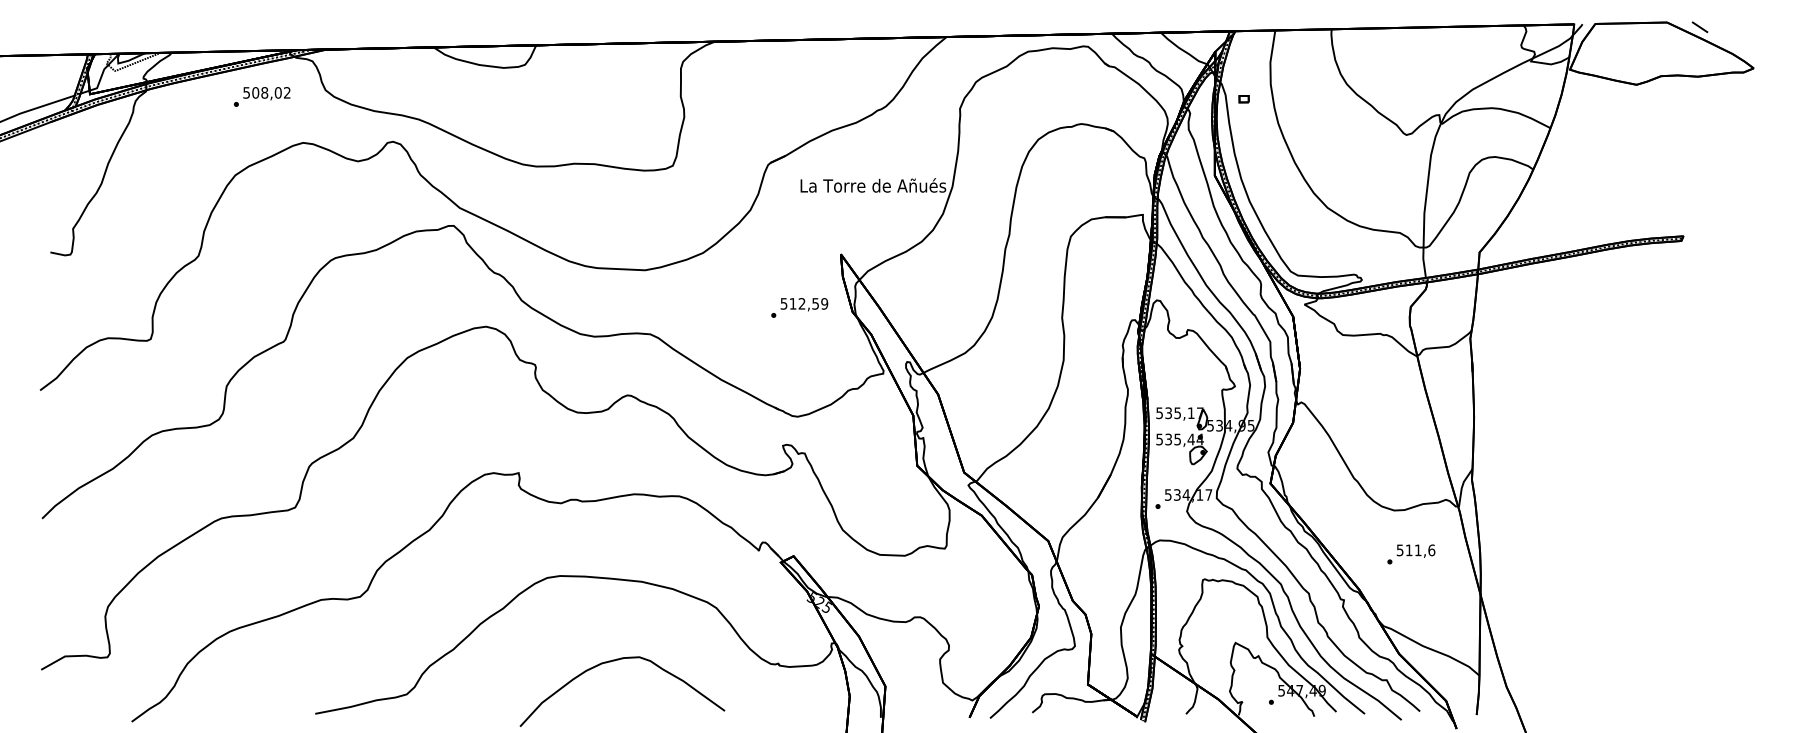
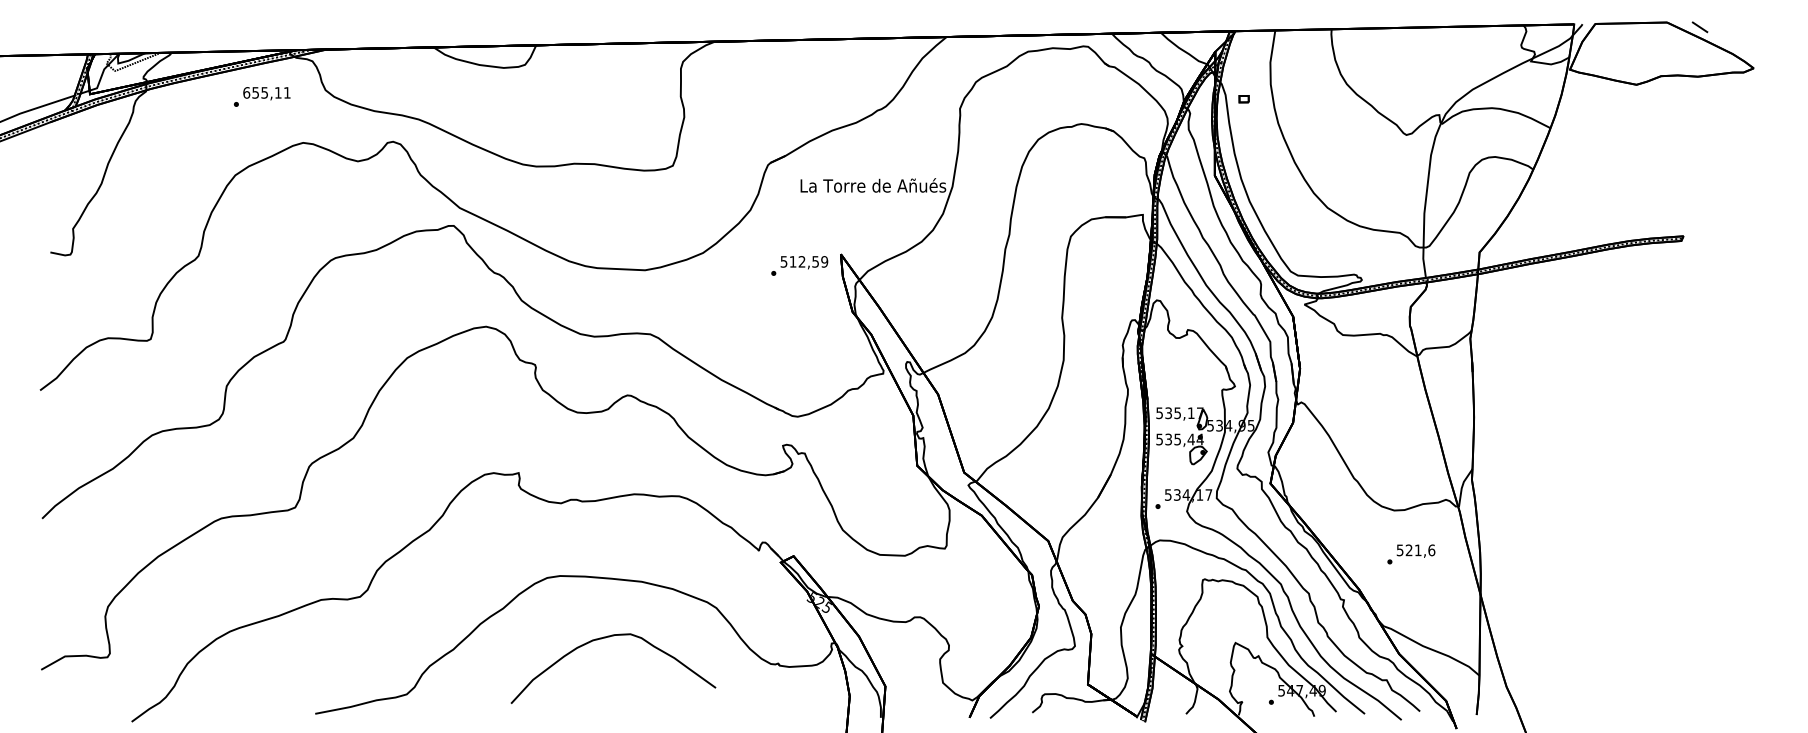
text: 508,02 -> 655,11 (266, 92)
text position: (799, 307) -> (799, 265) (799, 265)
text: 511,6 -> 521,6 (1408, 549)
curve position: (614, 661) -> (605, 638) (605, 638)
